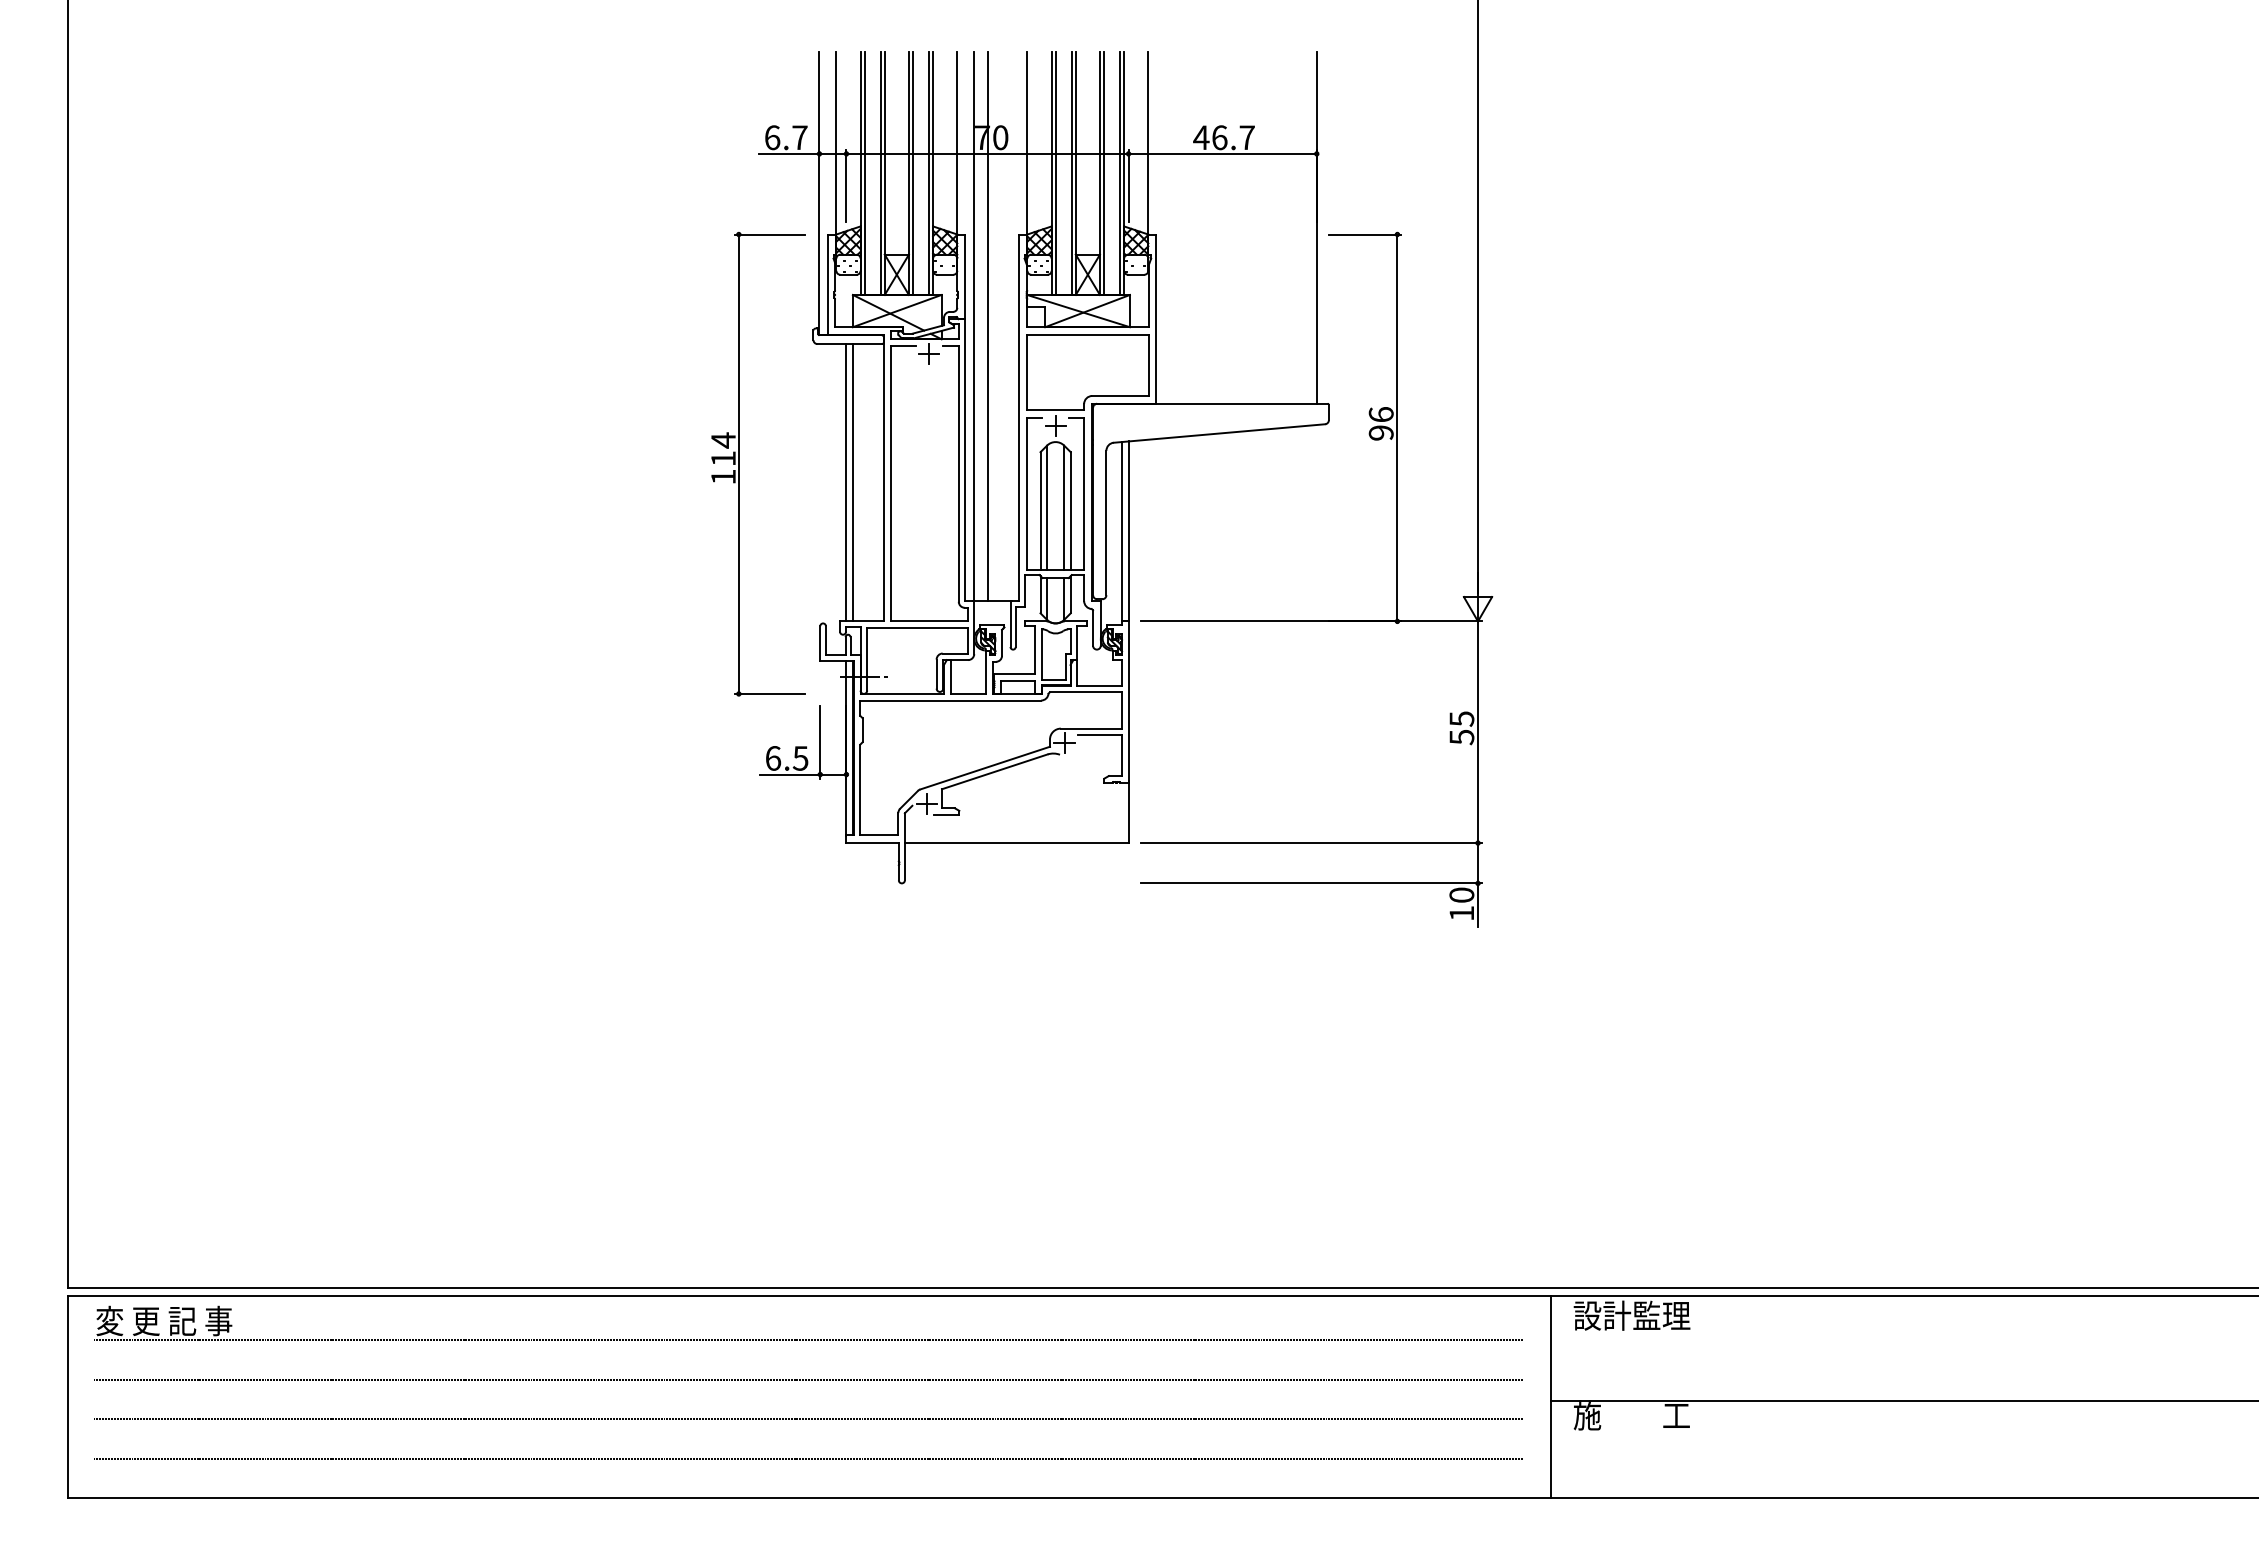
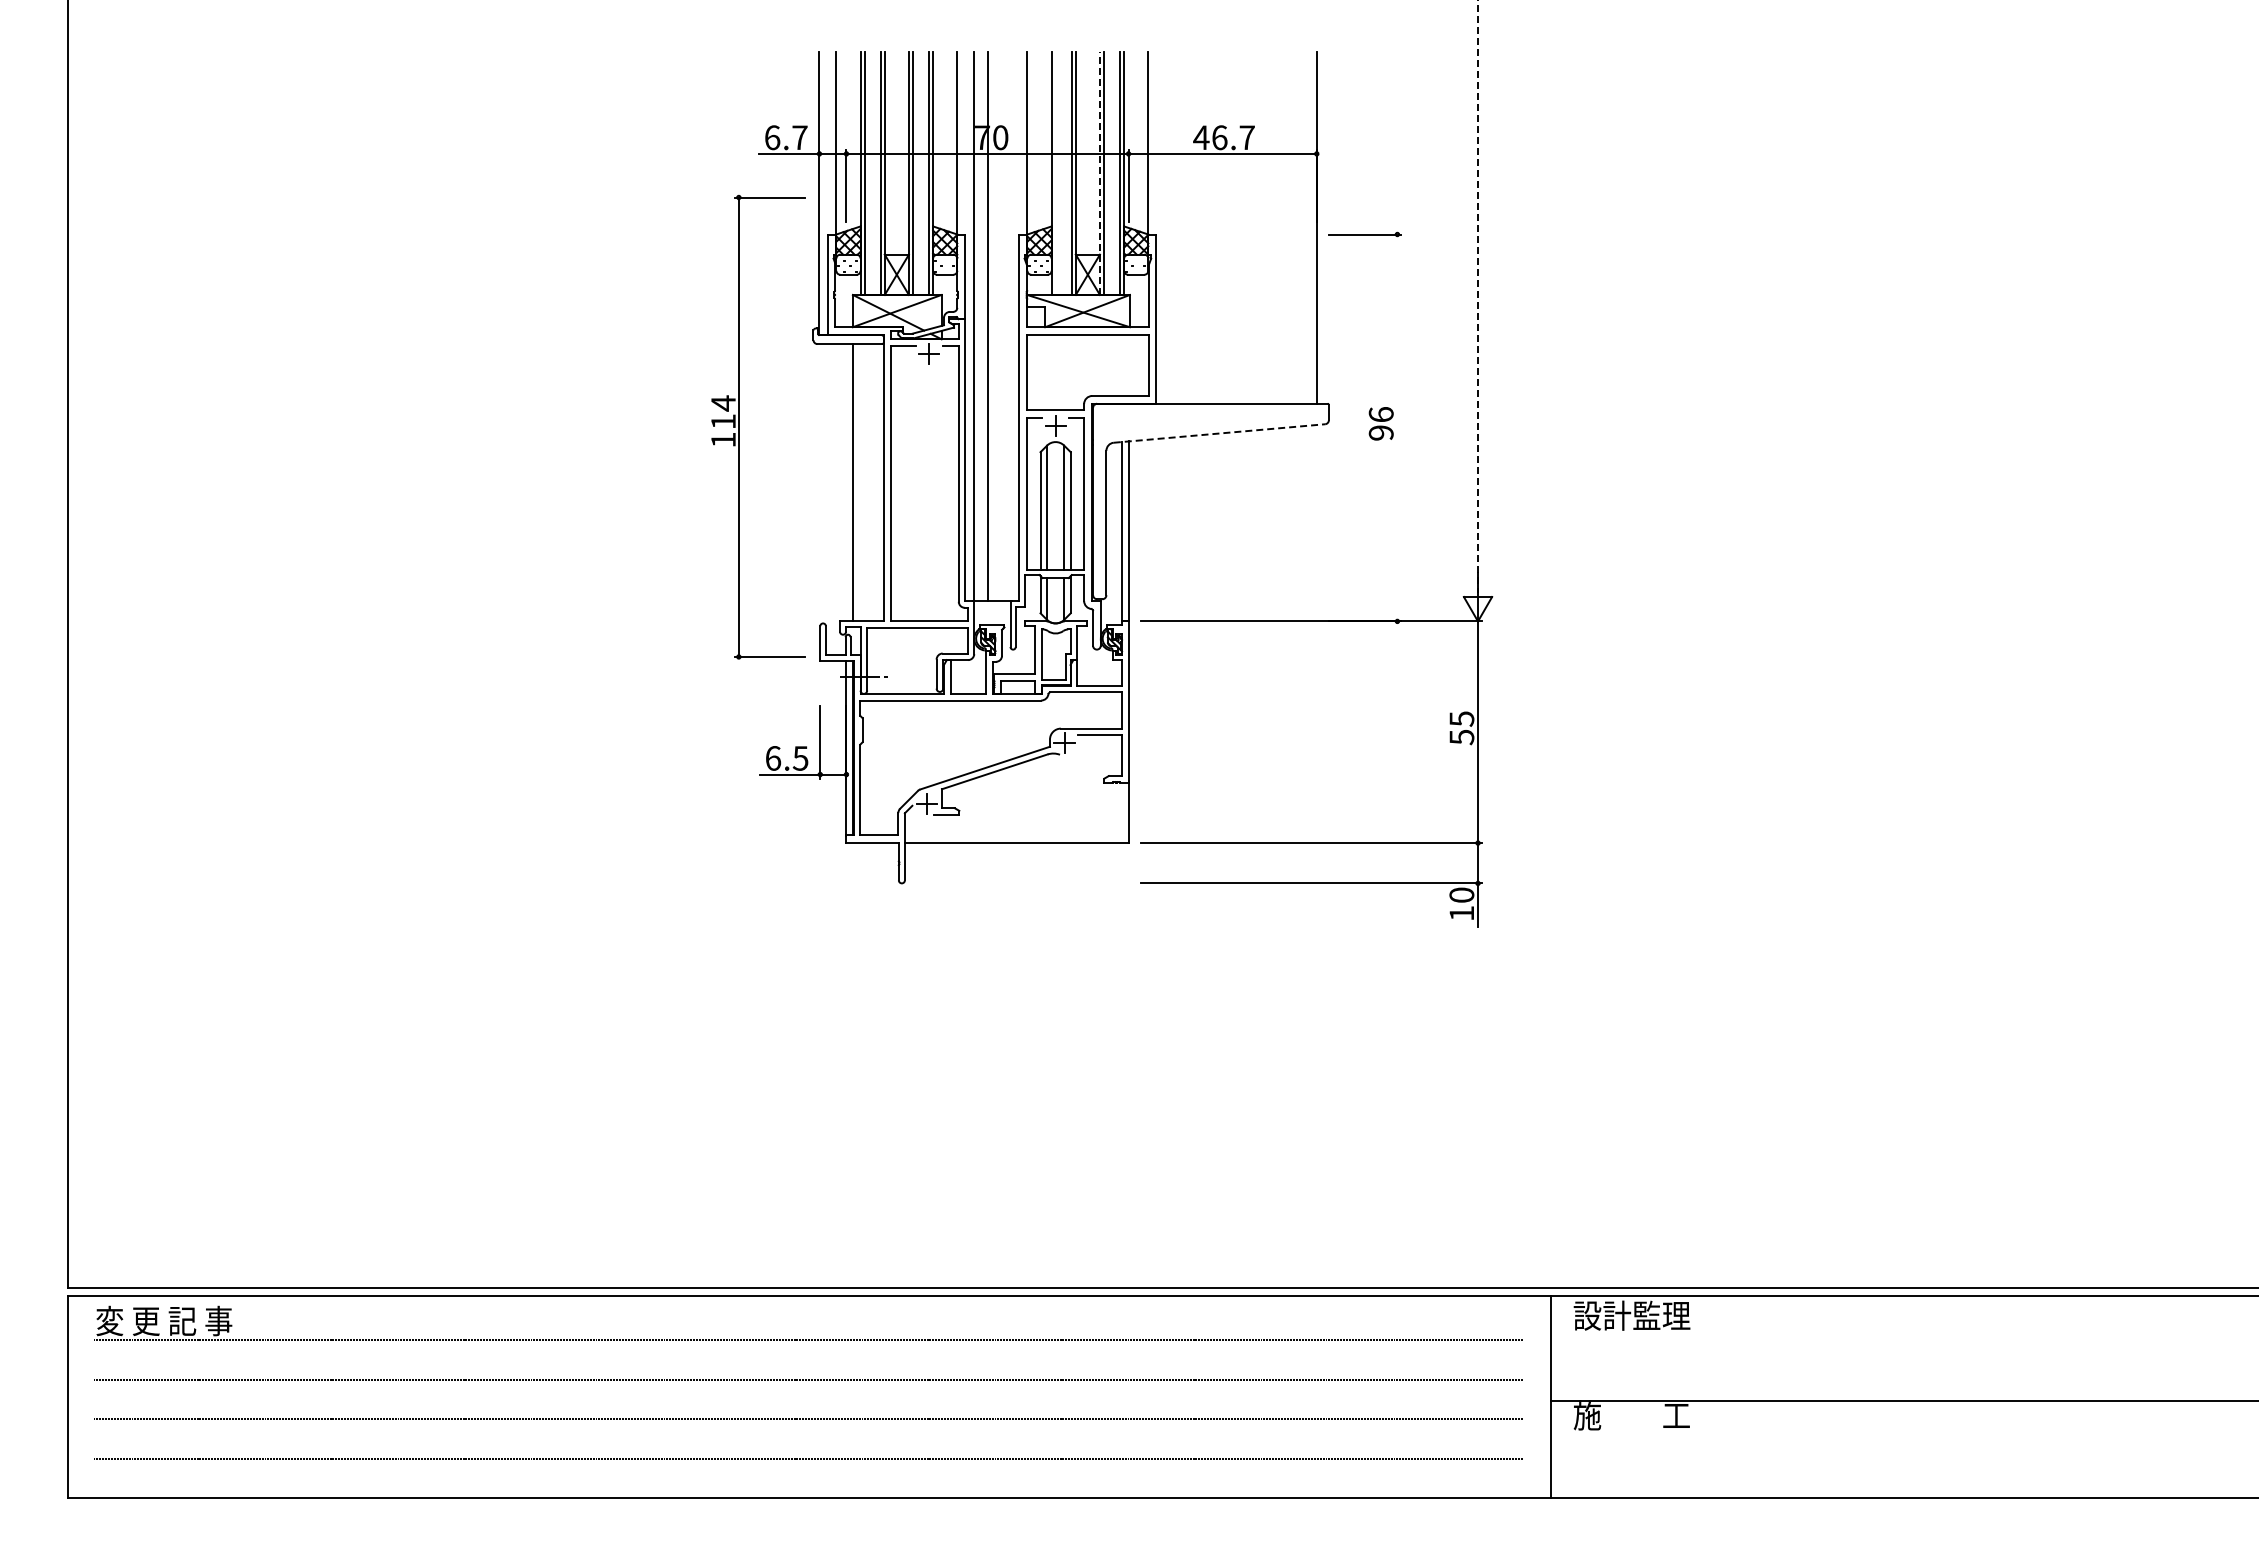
line: present -> none (1055, 173)
line: solid -> dashed (1099, 173)
line: solid -> dashed (1478, 297)
line: present -> none (1397, 427)
line: solid -> dashed (1220, 433)
part position: (739, 463) -> (739, 426) (739, 426)
line: present -> none (846, 482)
